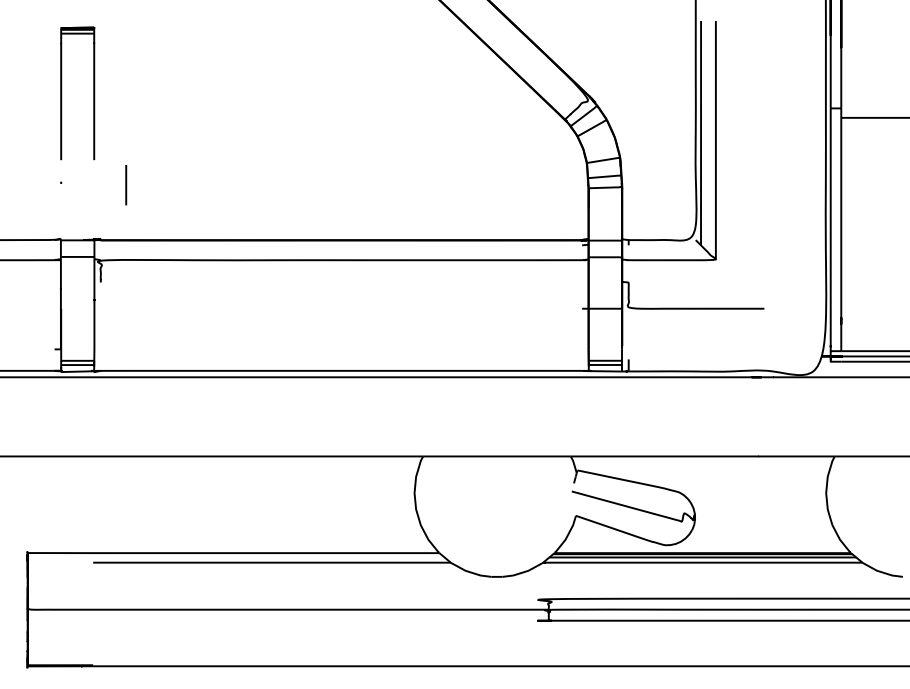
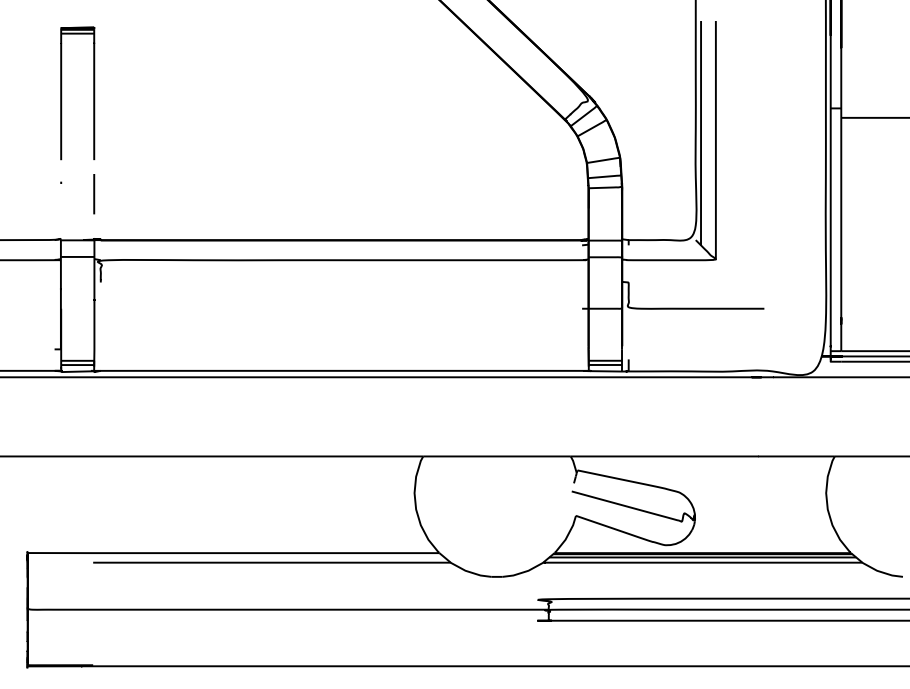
line position: (126, 185) -> (94, 194) (94, 194)
